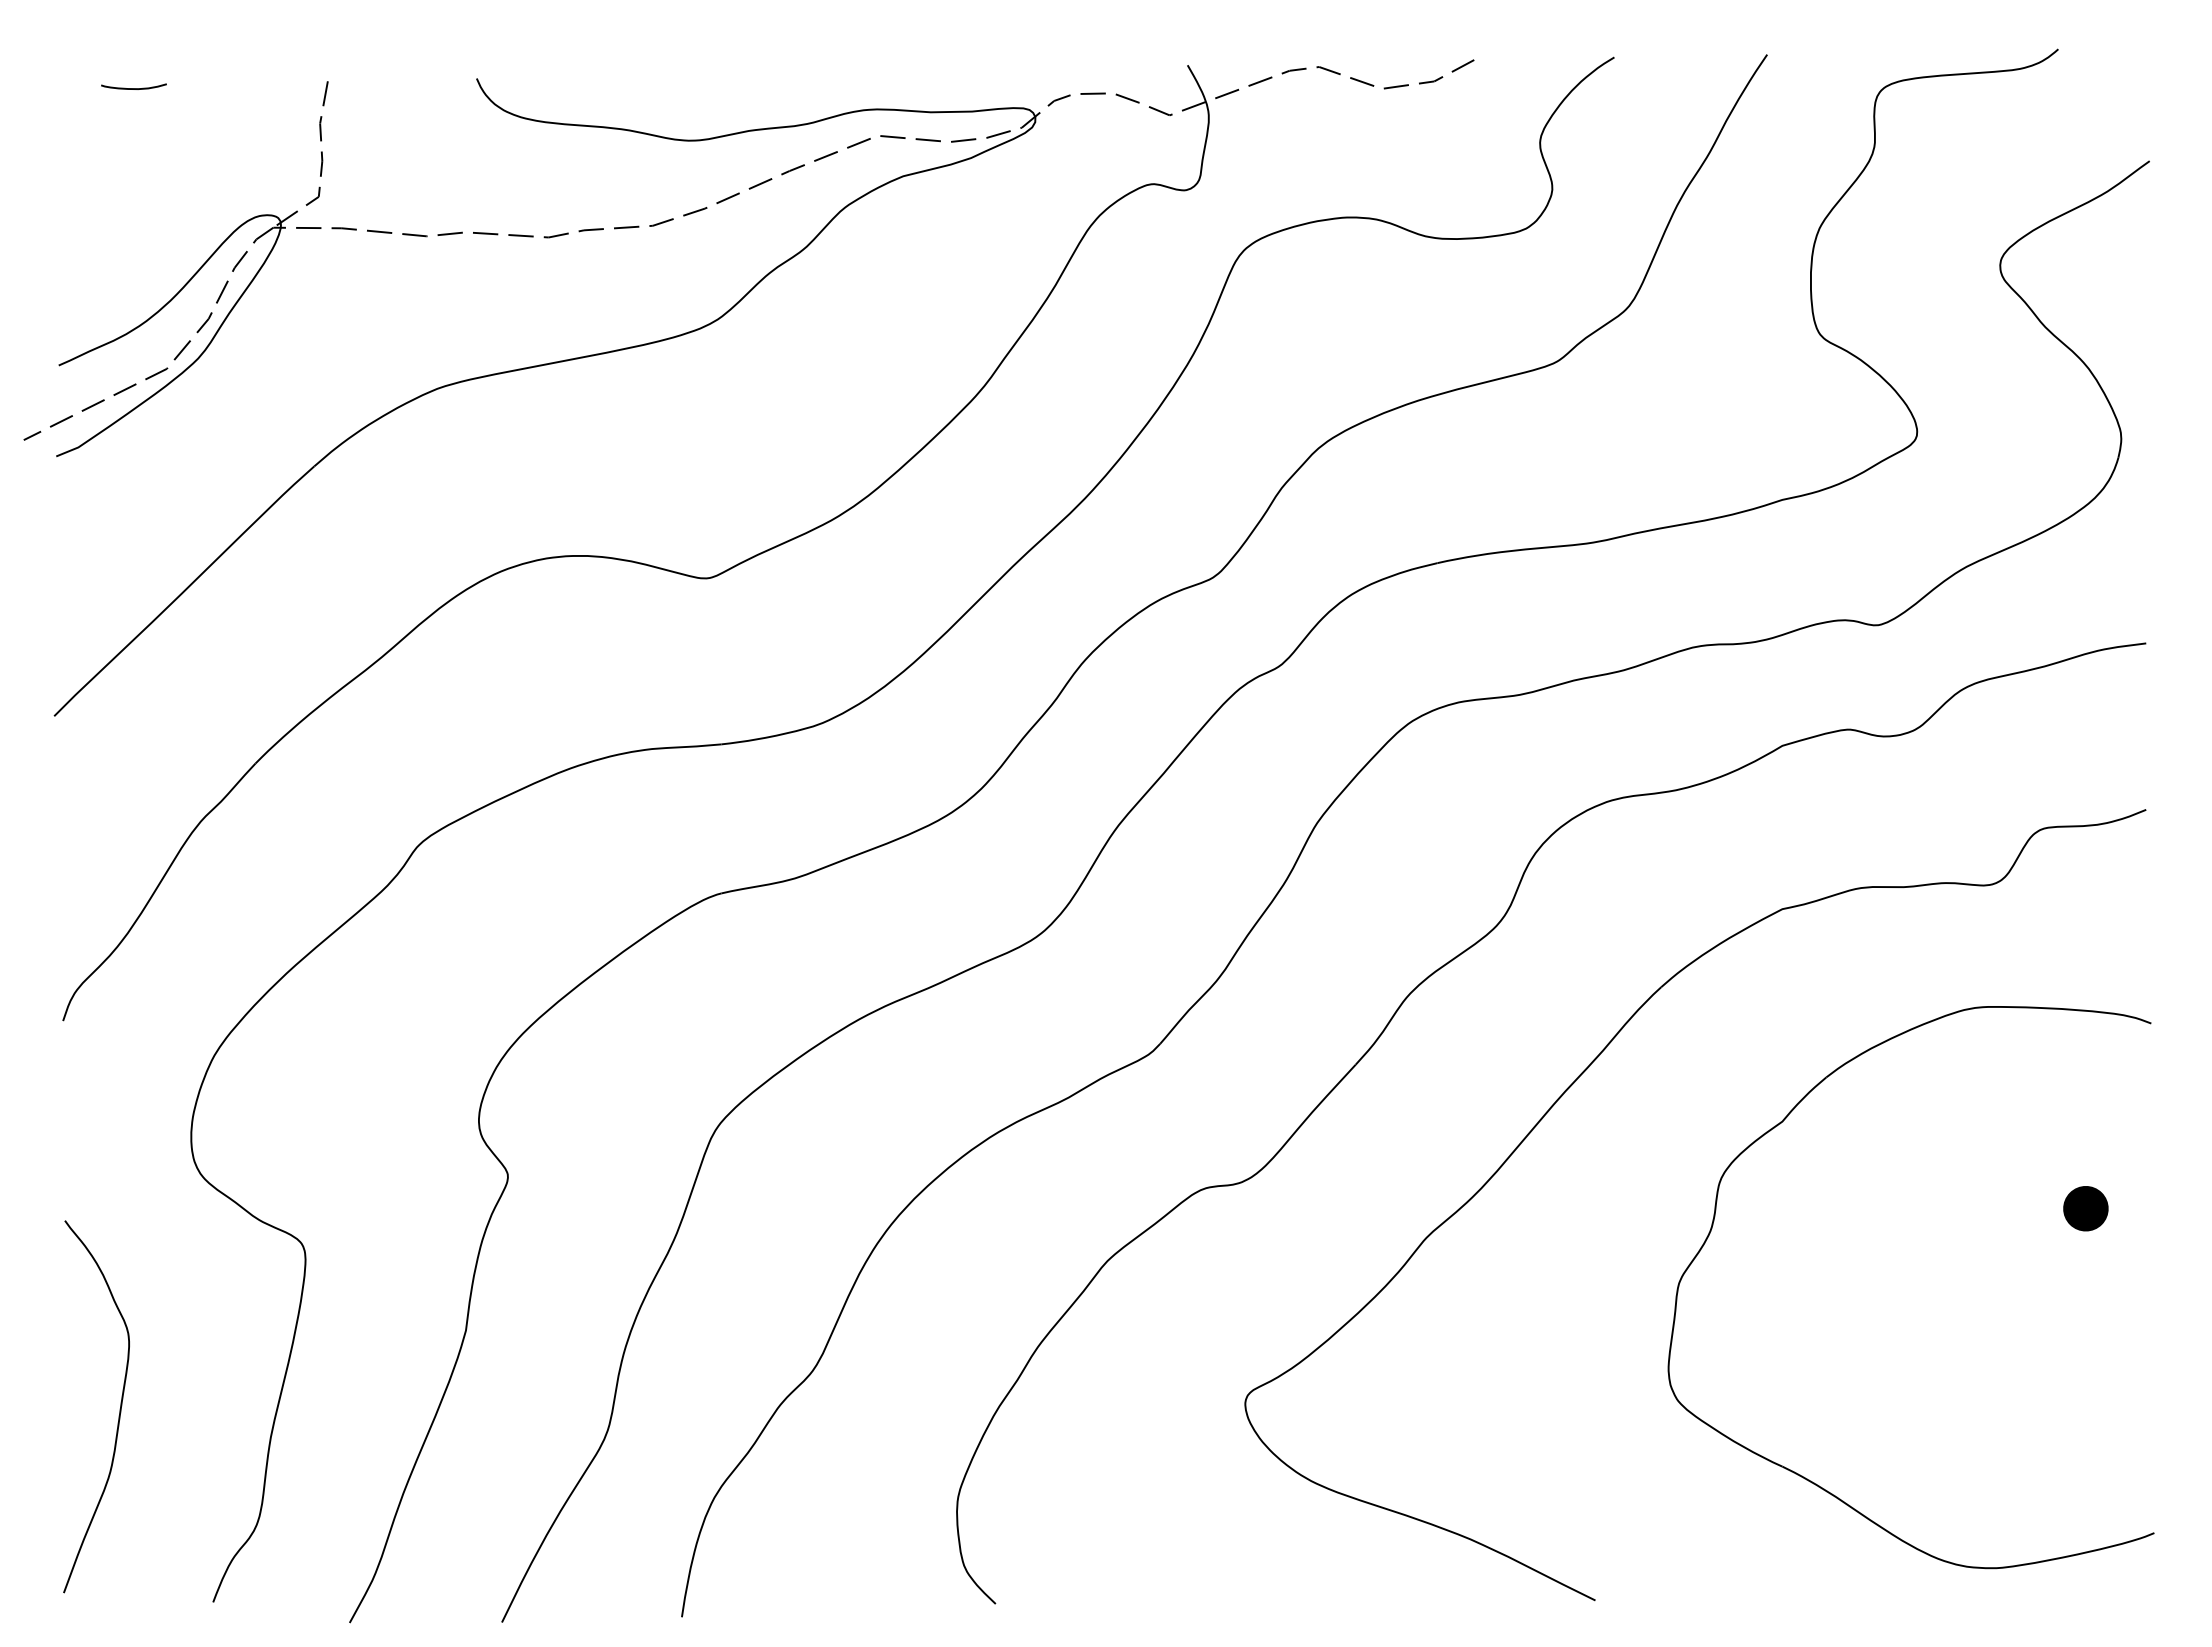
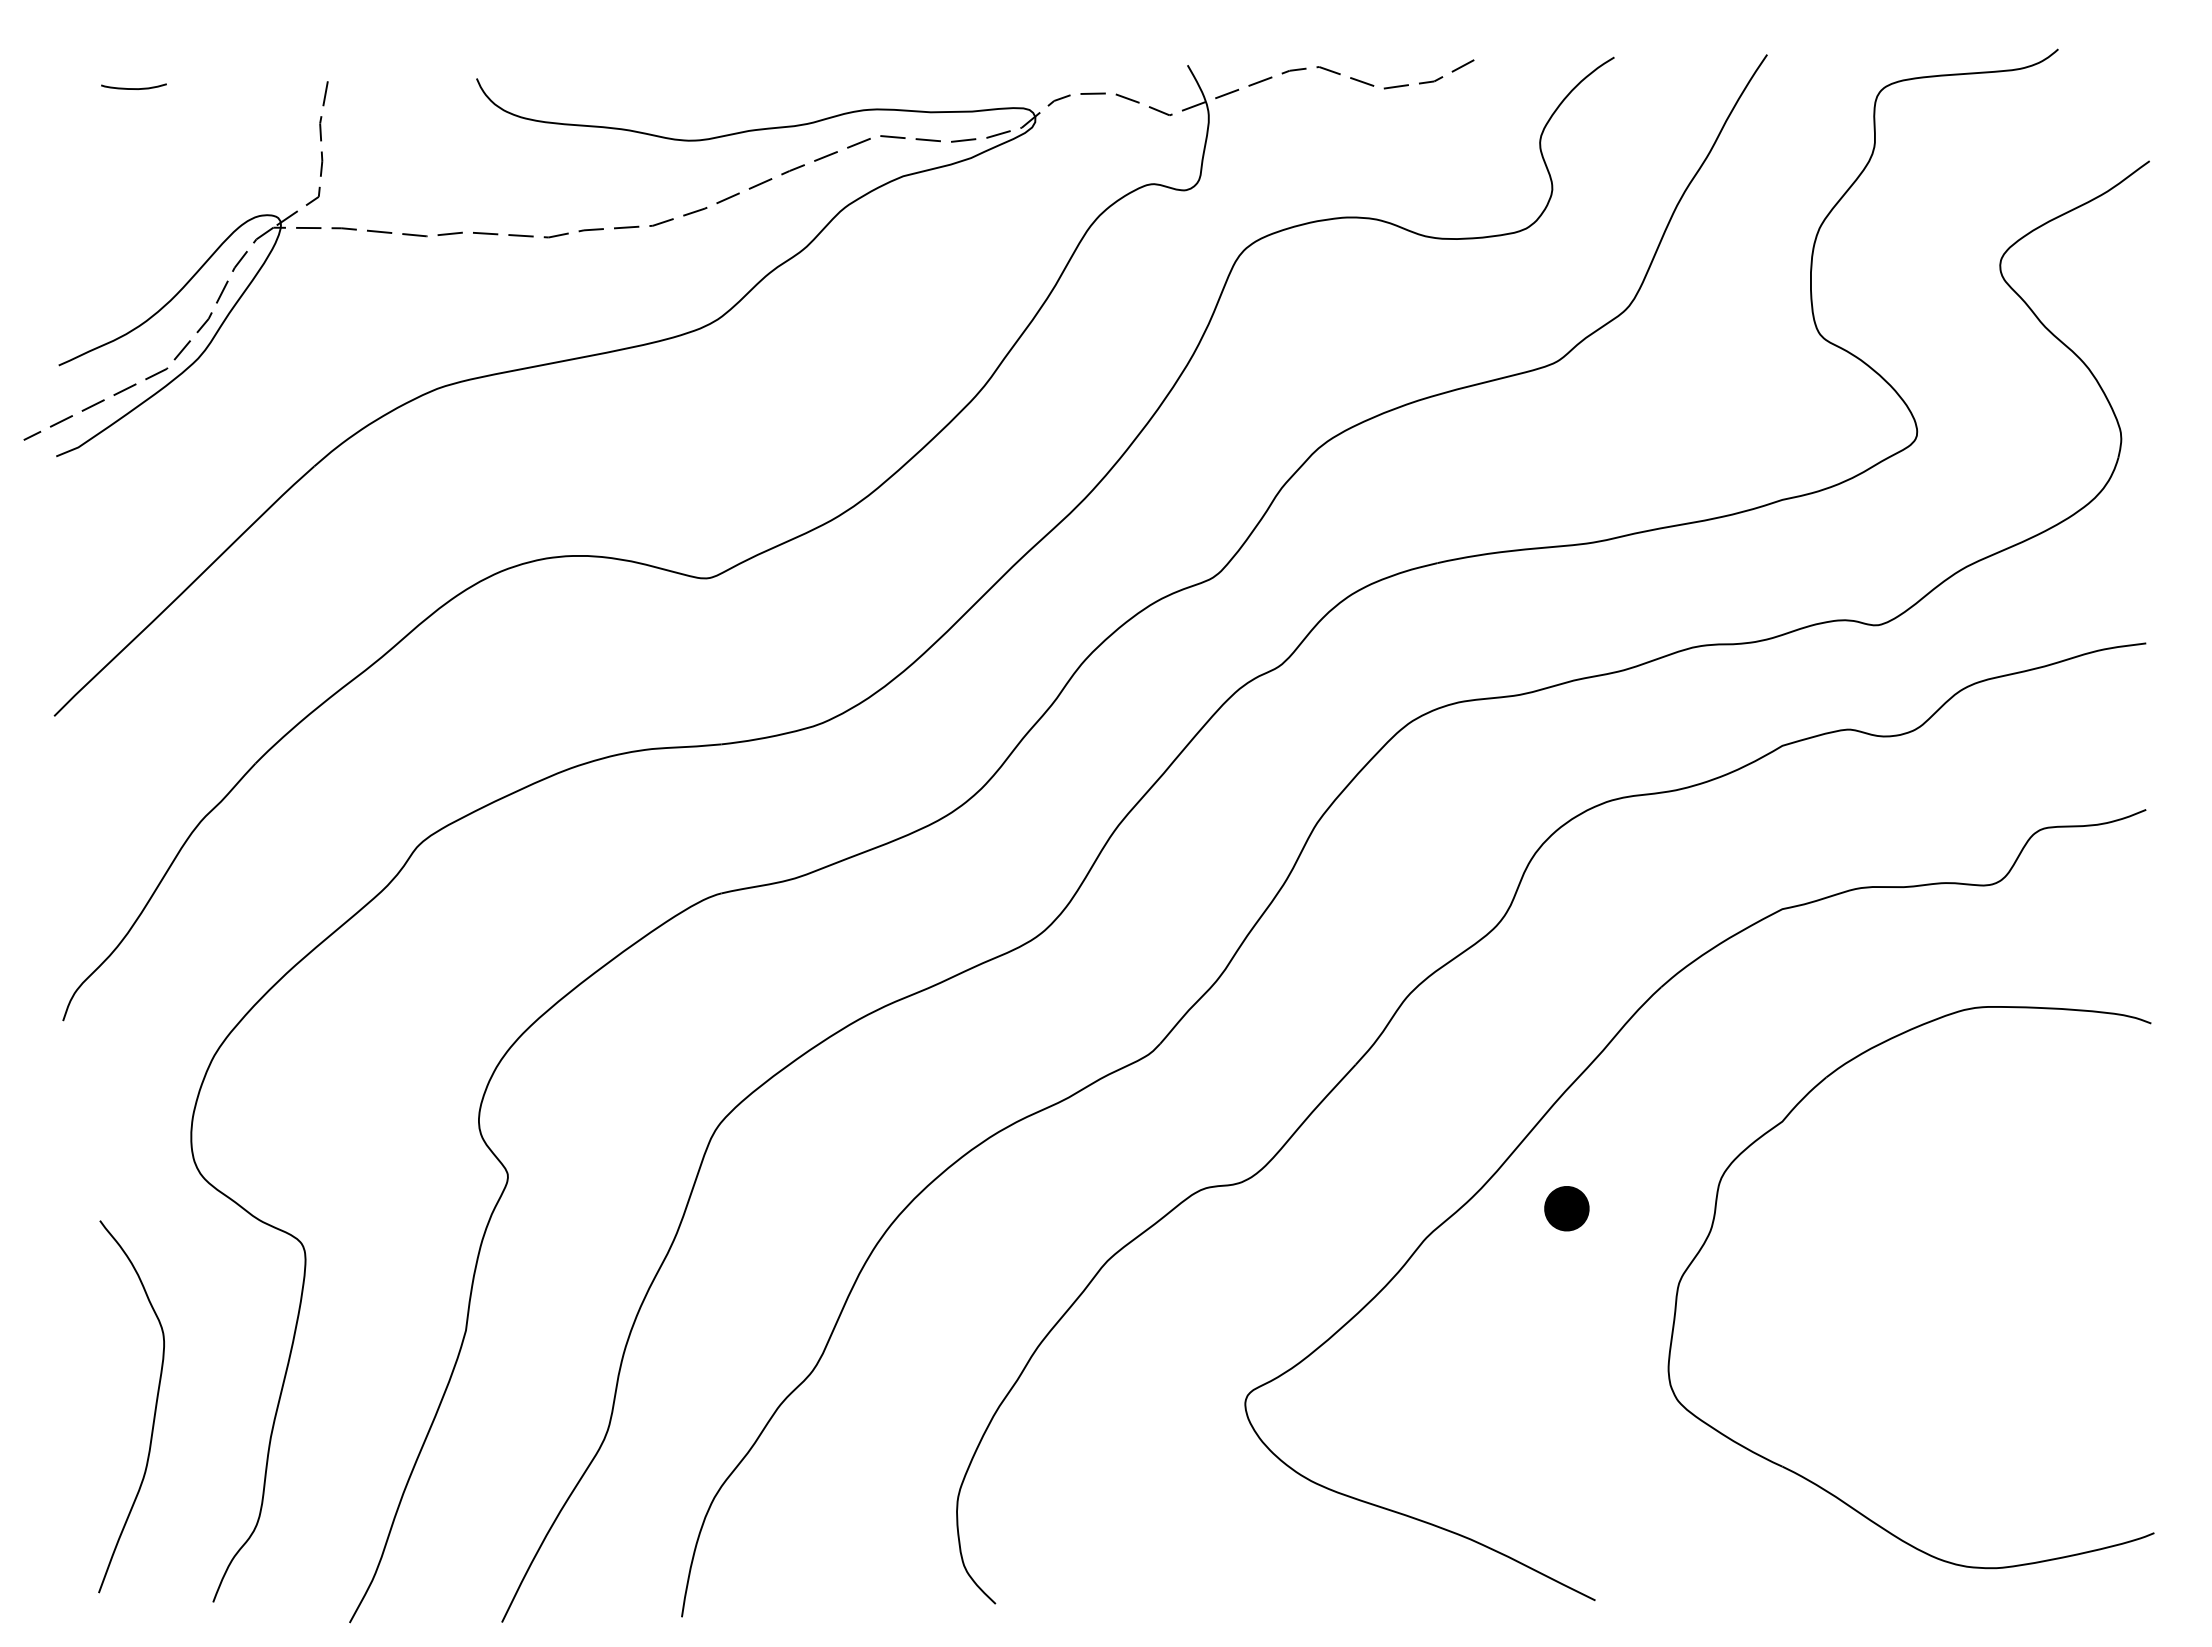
part position: (2085, 1208) -> (1566, 1208) (1566, 1208)
curve position: (119, 1409) -> (154, 1409) (154, 1409)
